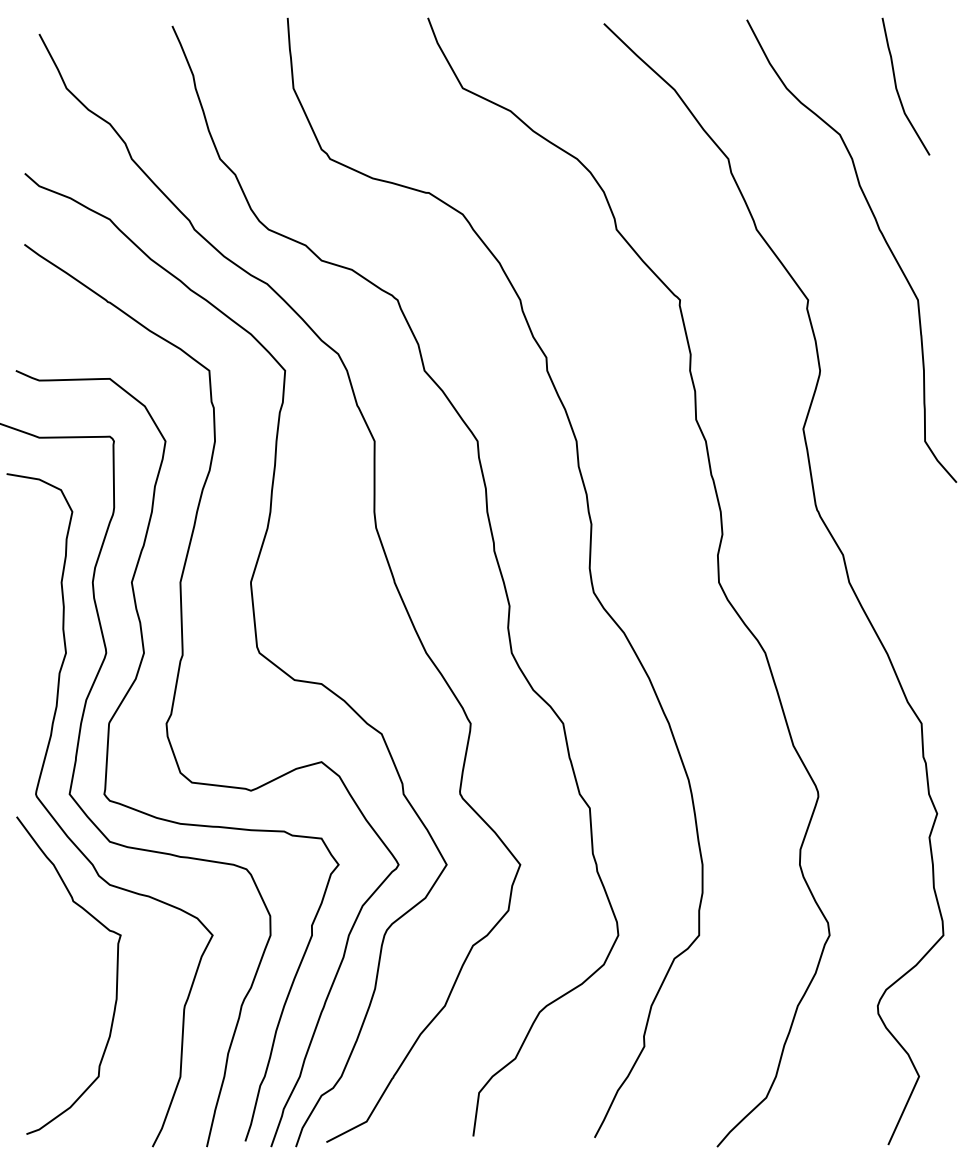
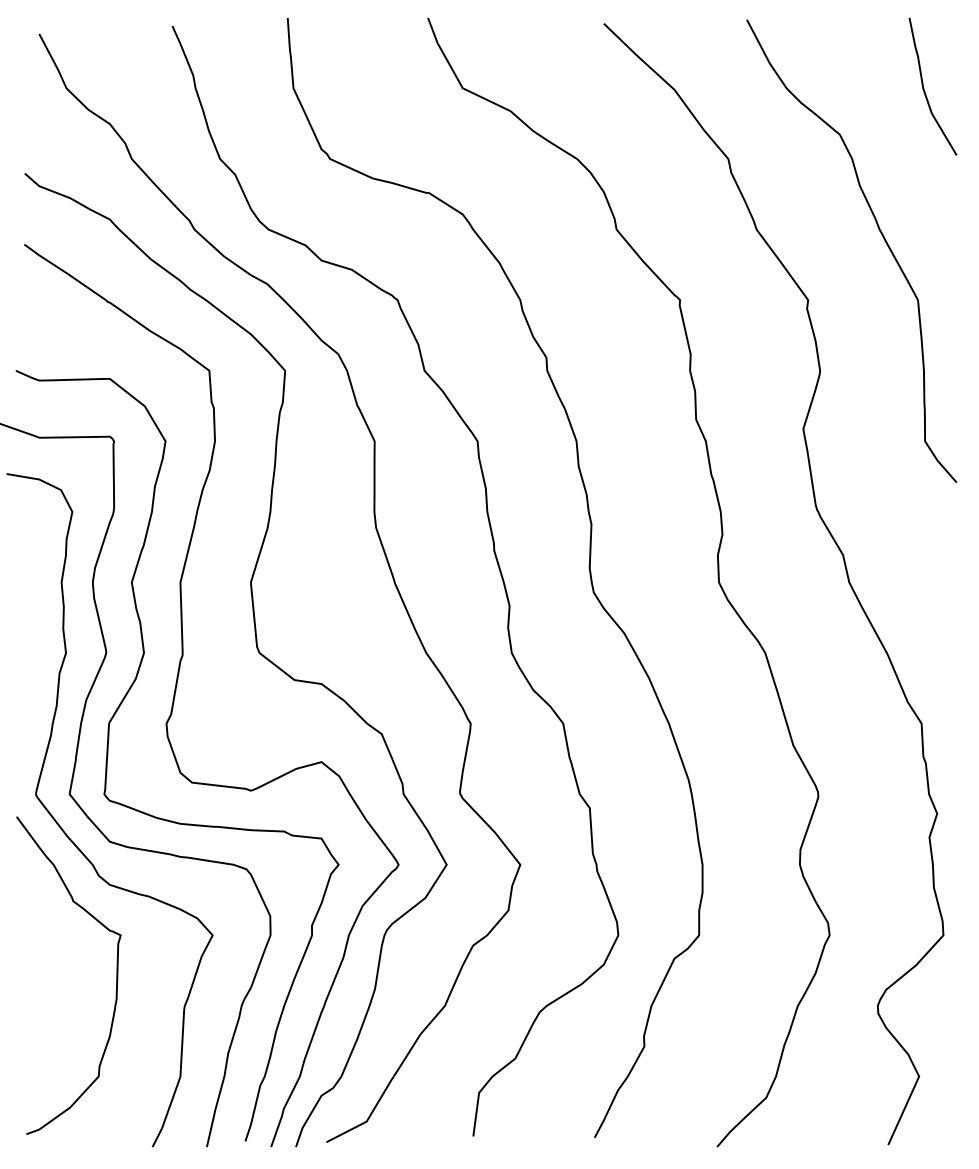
curve position: (897, 88) -> (924, 88) (924, 88)
